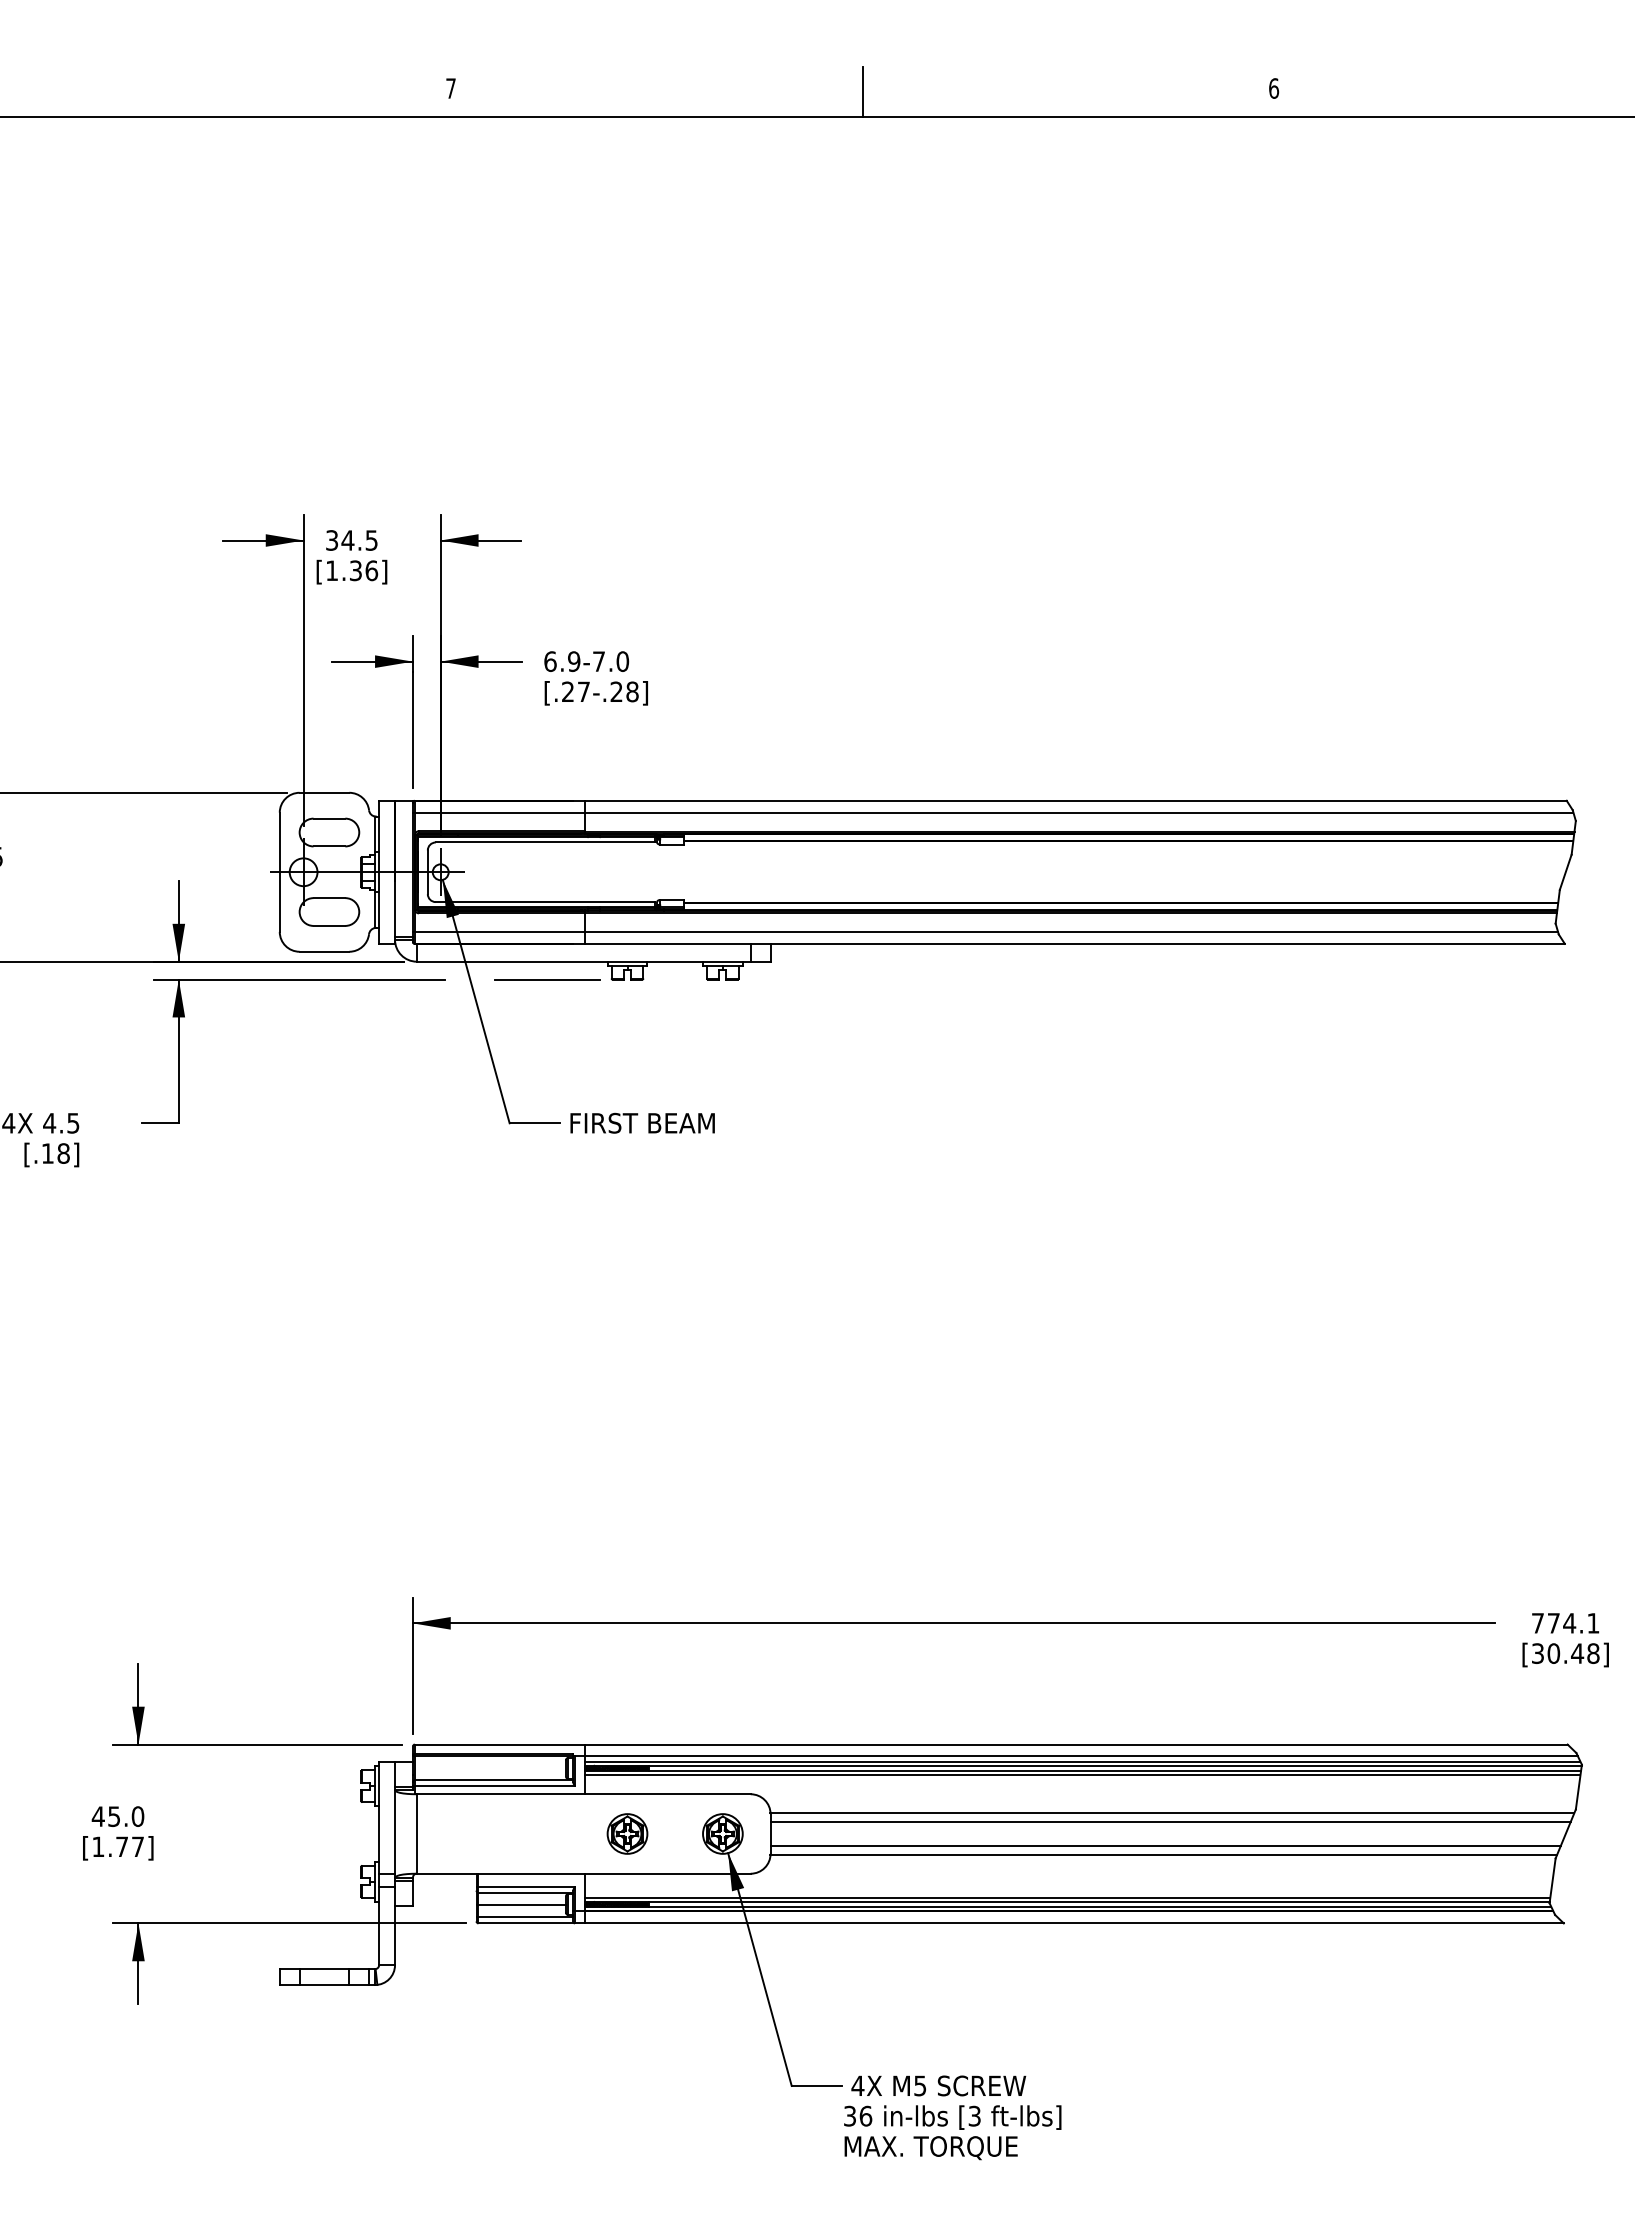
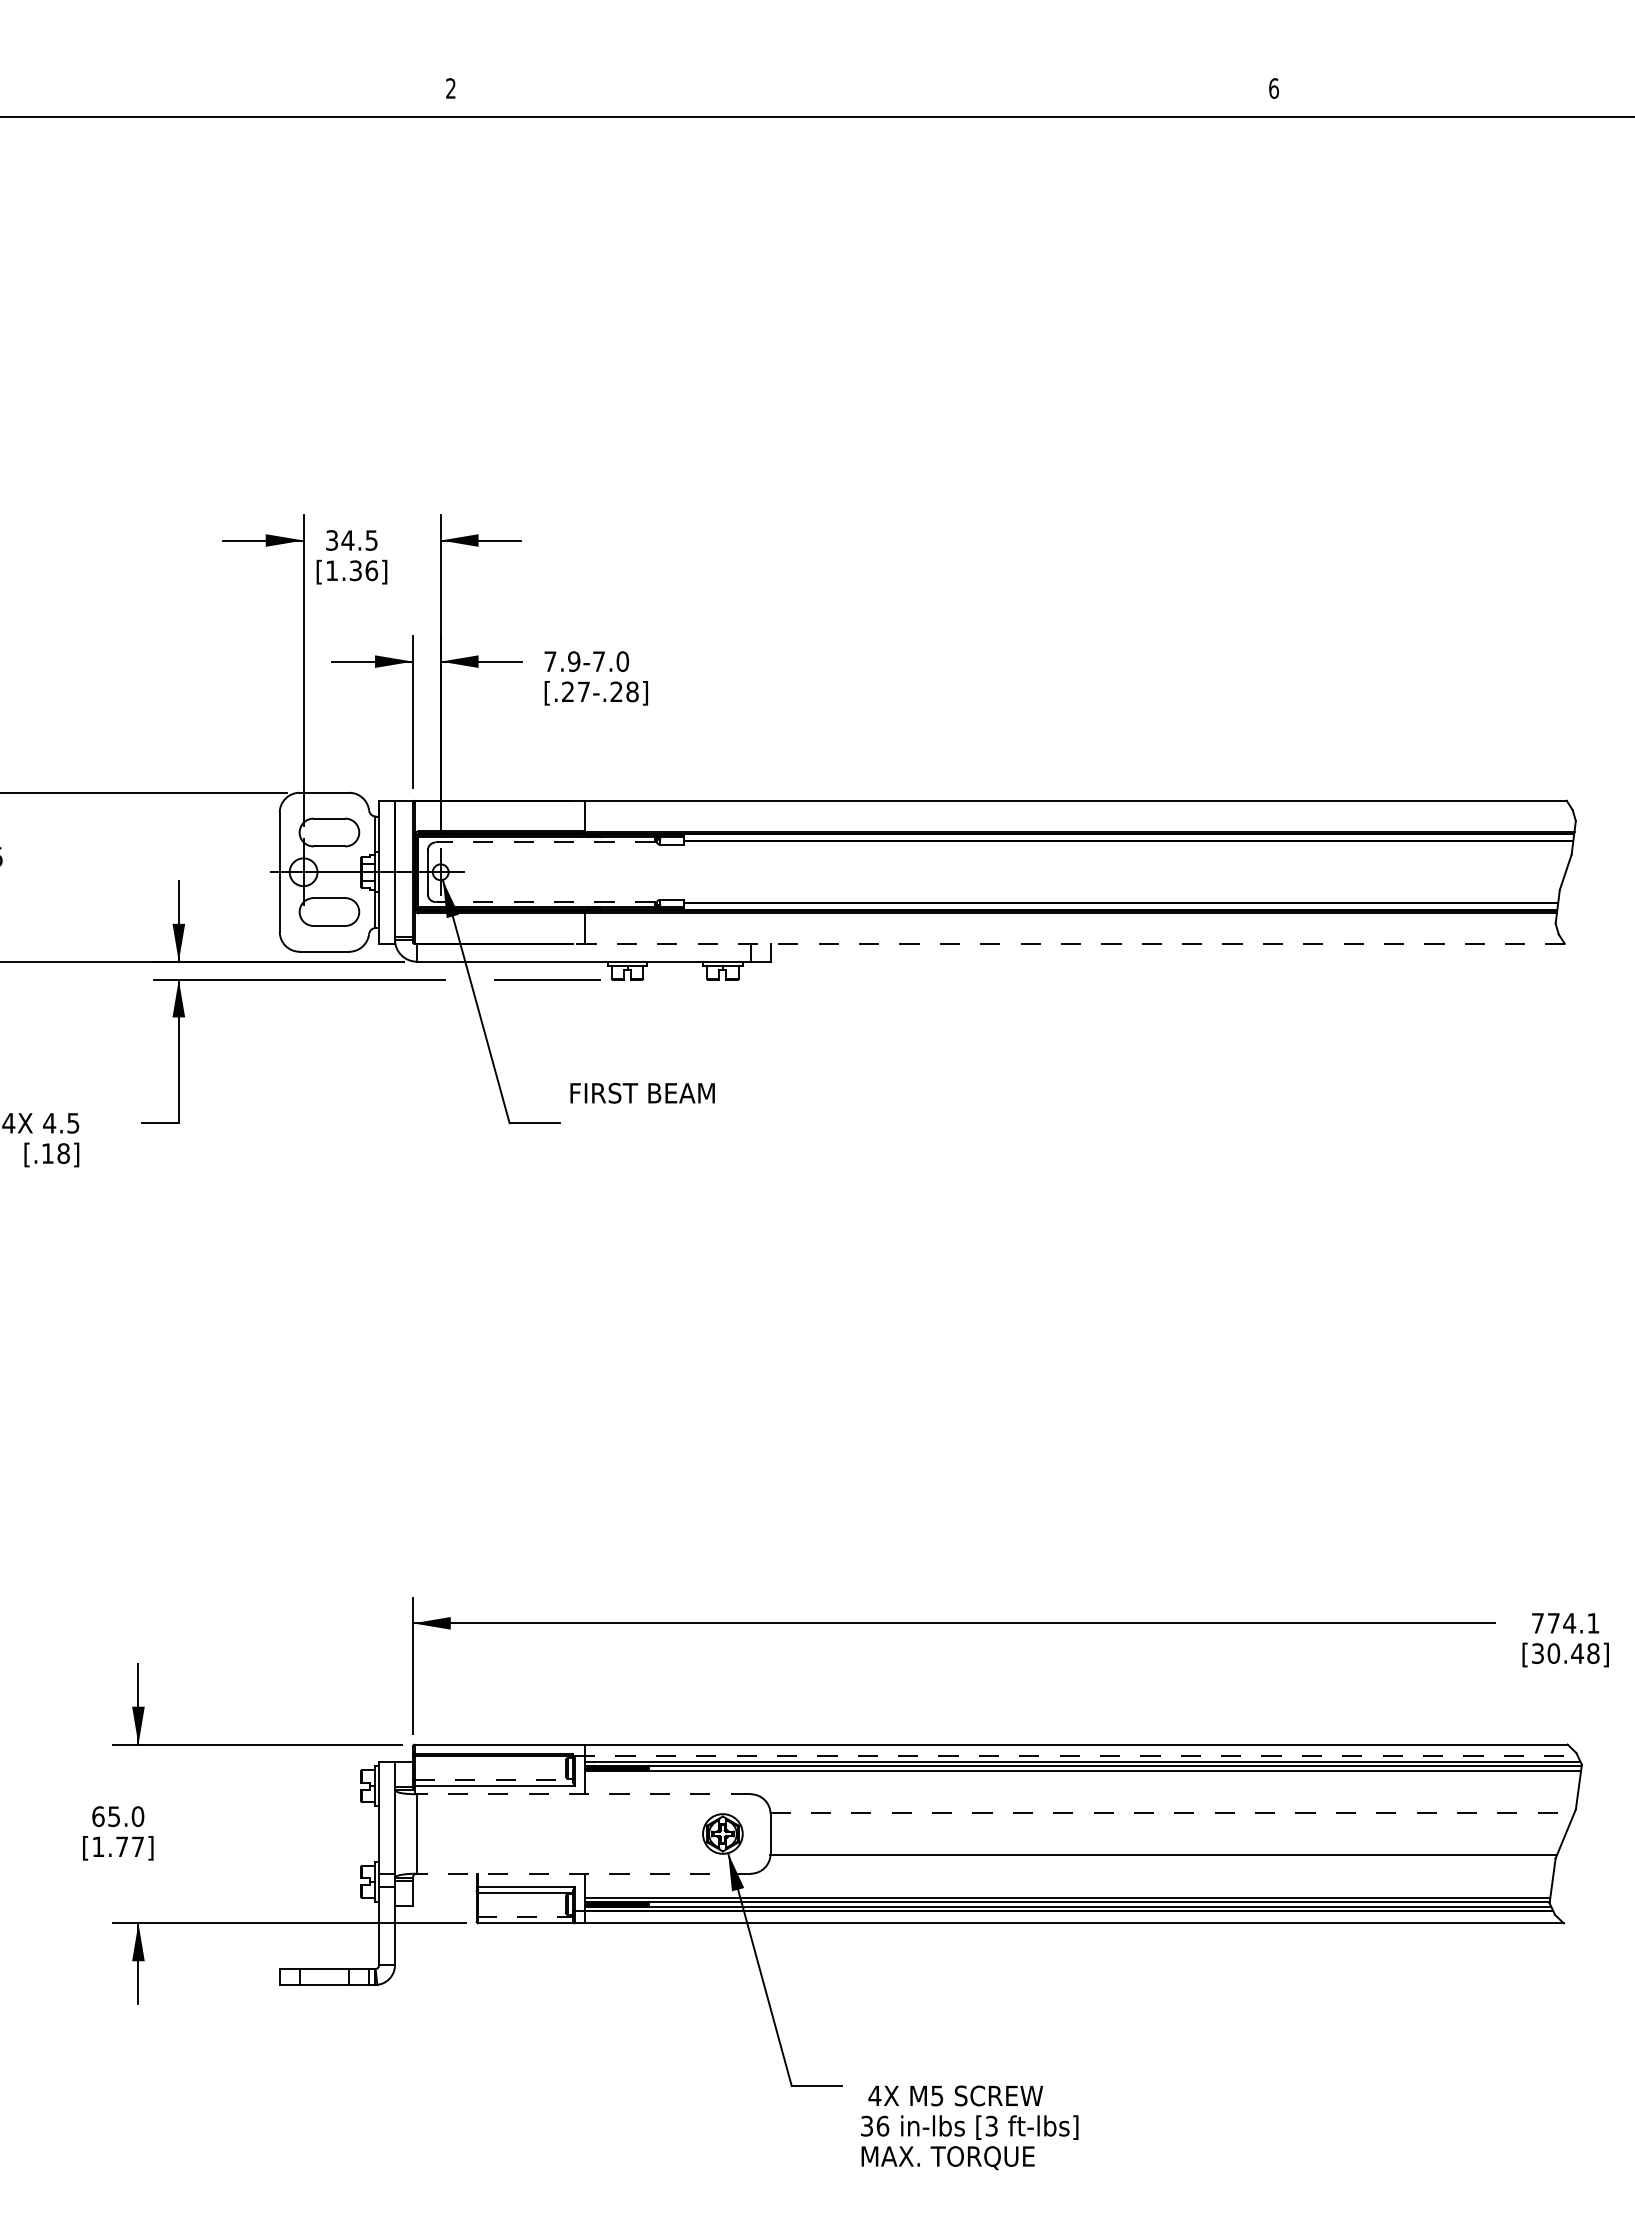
text: 7 -> 2 (450, 88)
line: present -> none (863, 91)
text: 6.9-7.0 -> 7.9-7.0 (550, 661)
line: present -> none (992, 812)
line: solid -> dashed (545, 842)
line: solid -> dashed (545, 902)
line: present -> none (985, 931)
line: solid -> dashed (989, 943)
text position: (642, 1122) -> (642, 1092) (642, 1092)
line: solid -> dashed (1077, 1756)
line: present -> none (1082, 1775)
line: solid -> dashed (494, 1780)
line: solid -> dashed (583, 1794)
line: solid -> dashed (1172, 1813)
text: 45.0 -> 65.0 (97, 1816)
line: present -> none (1170, 1822)
part: present -> none (627, 1833)
line: present -> none (1165, 1845)
line: solid -> dashed (583, 1873)
line: present -> none (520, 1904)
line: solid -> dashed (525, 1917)
text position: (952, 2117) -> (969, 2127) (969, 2127)
